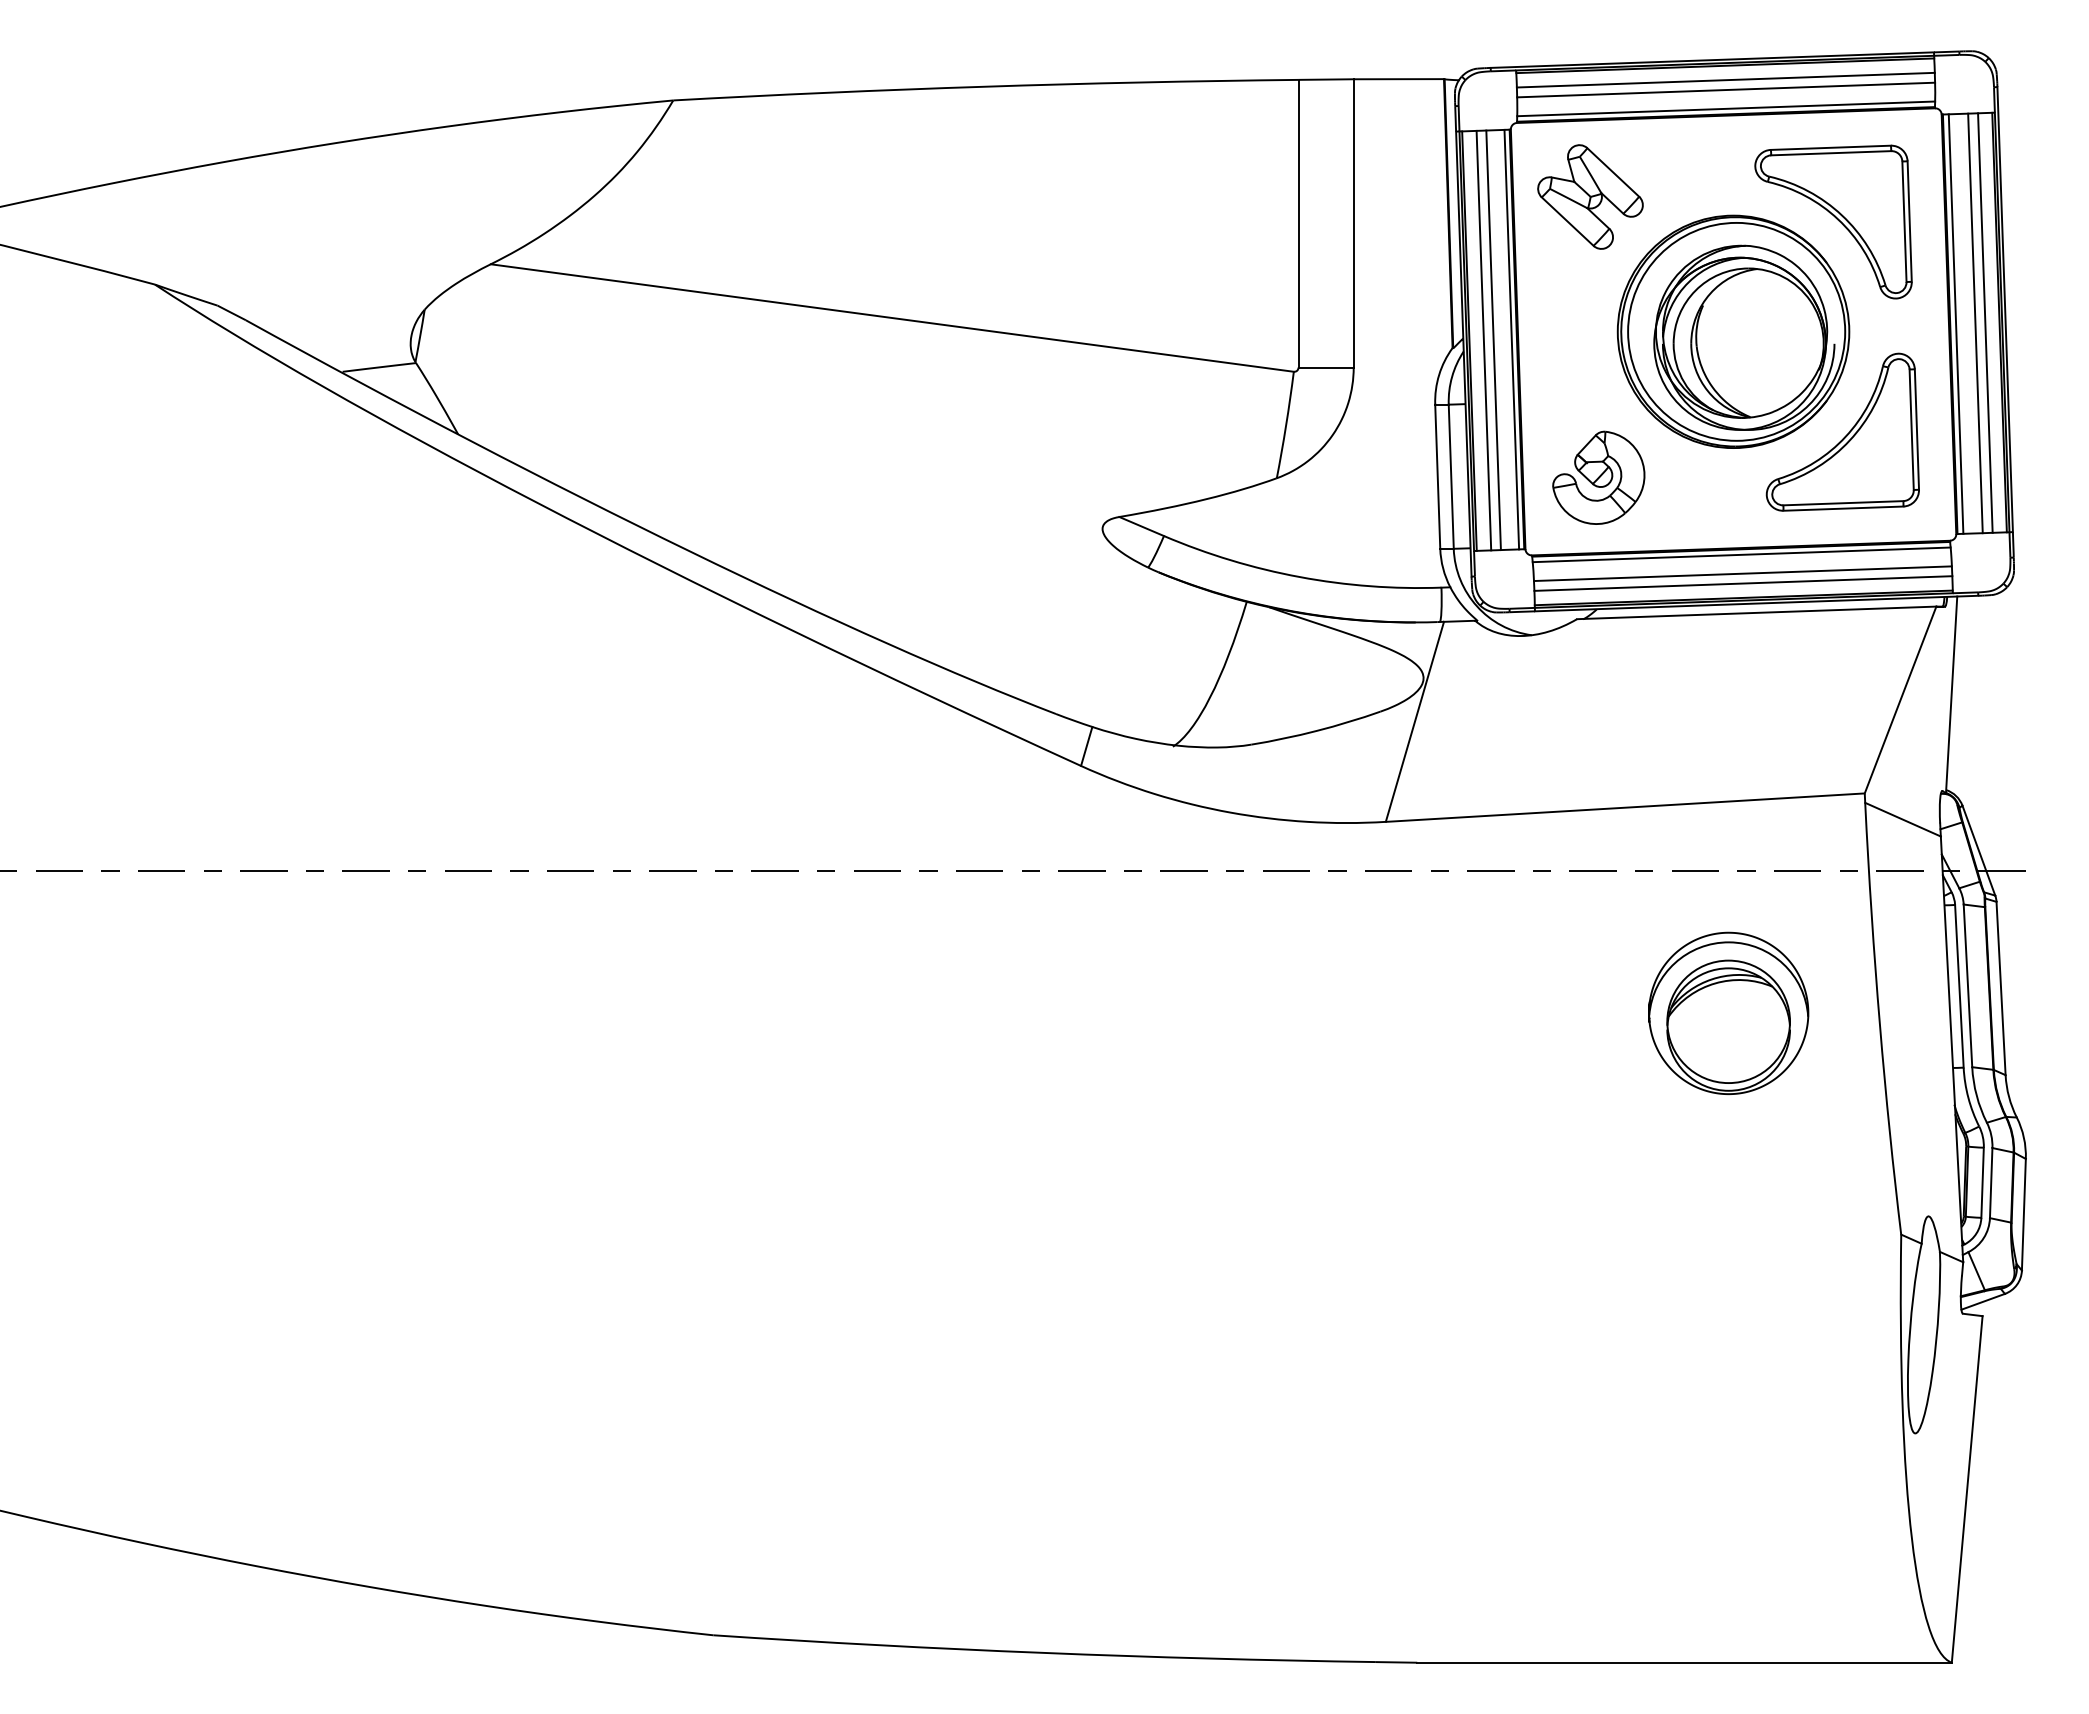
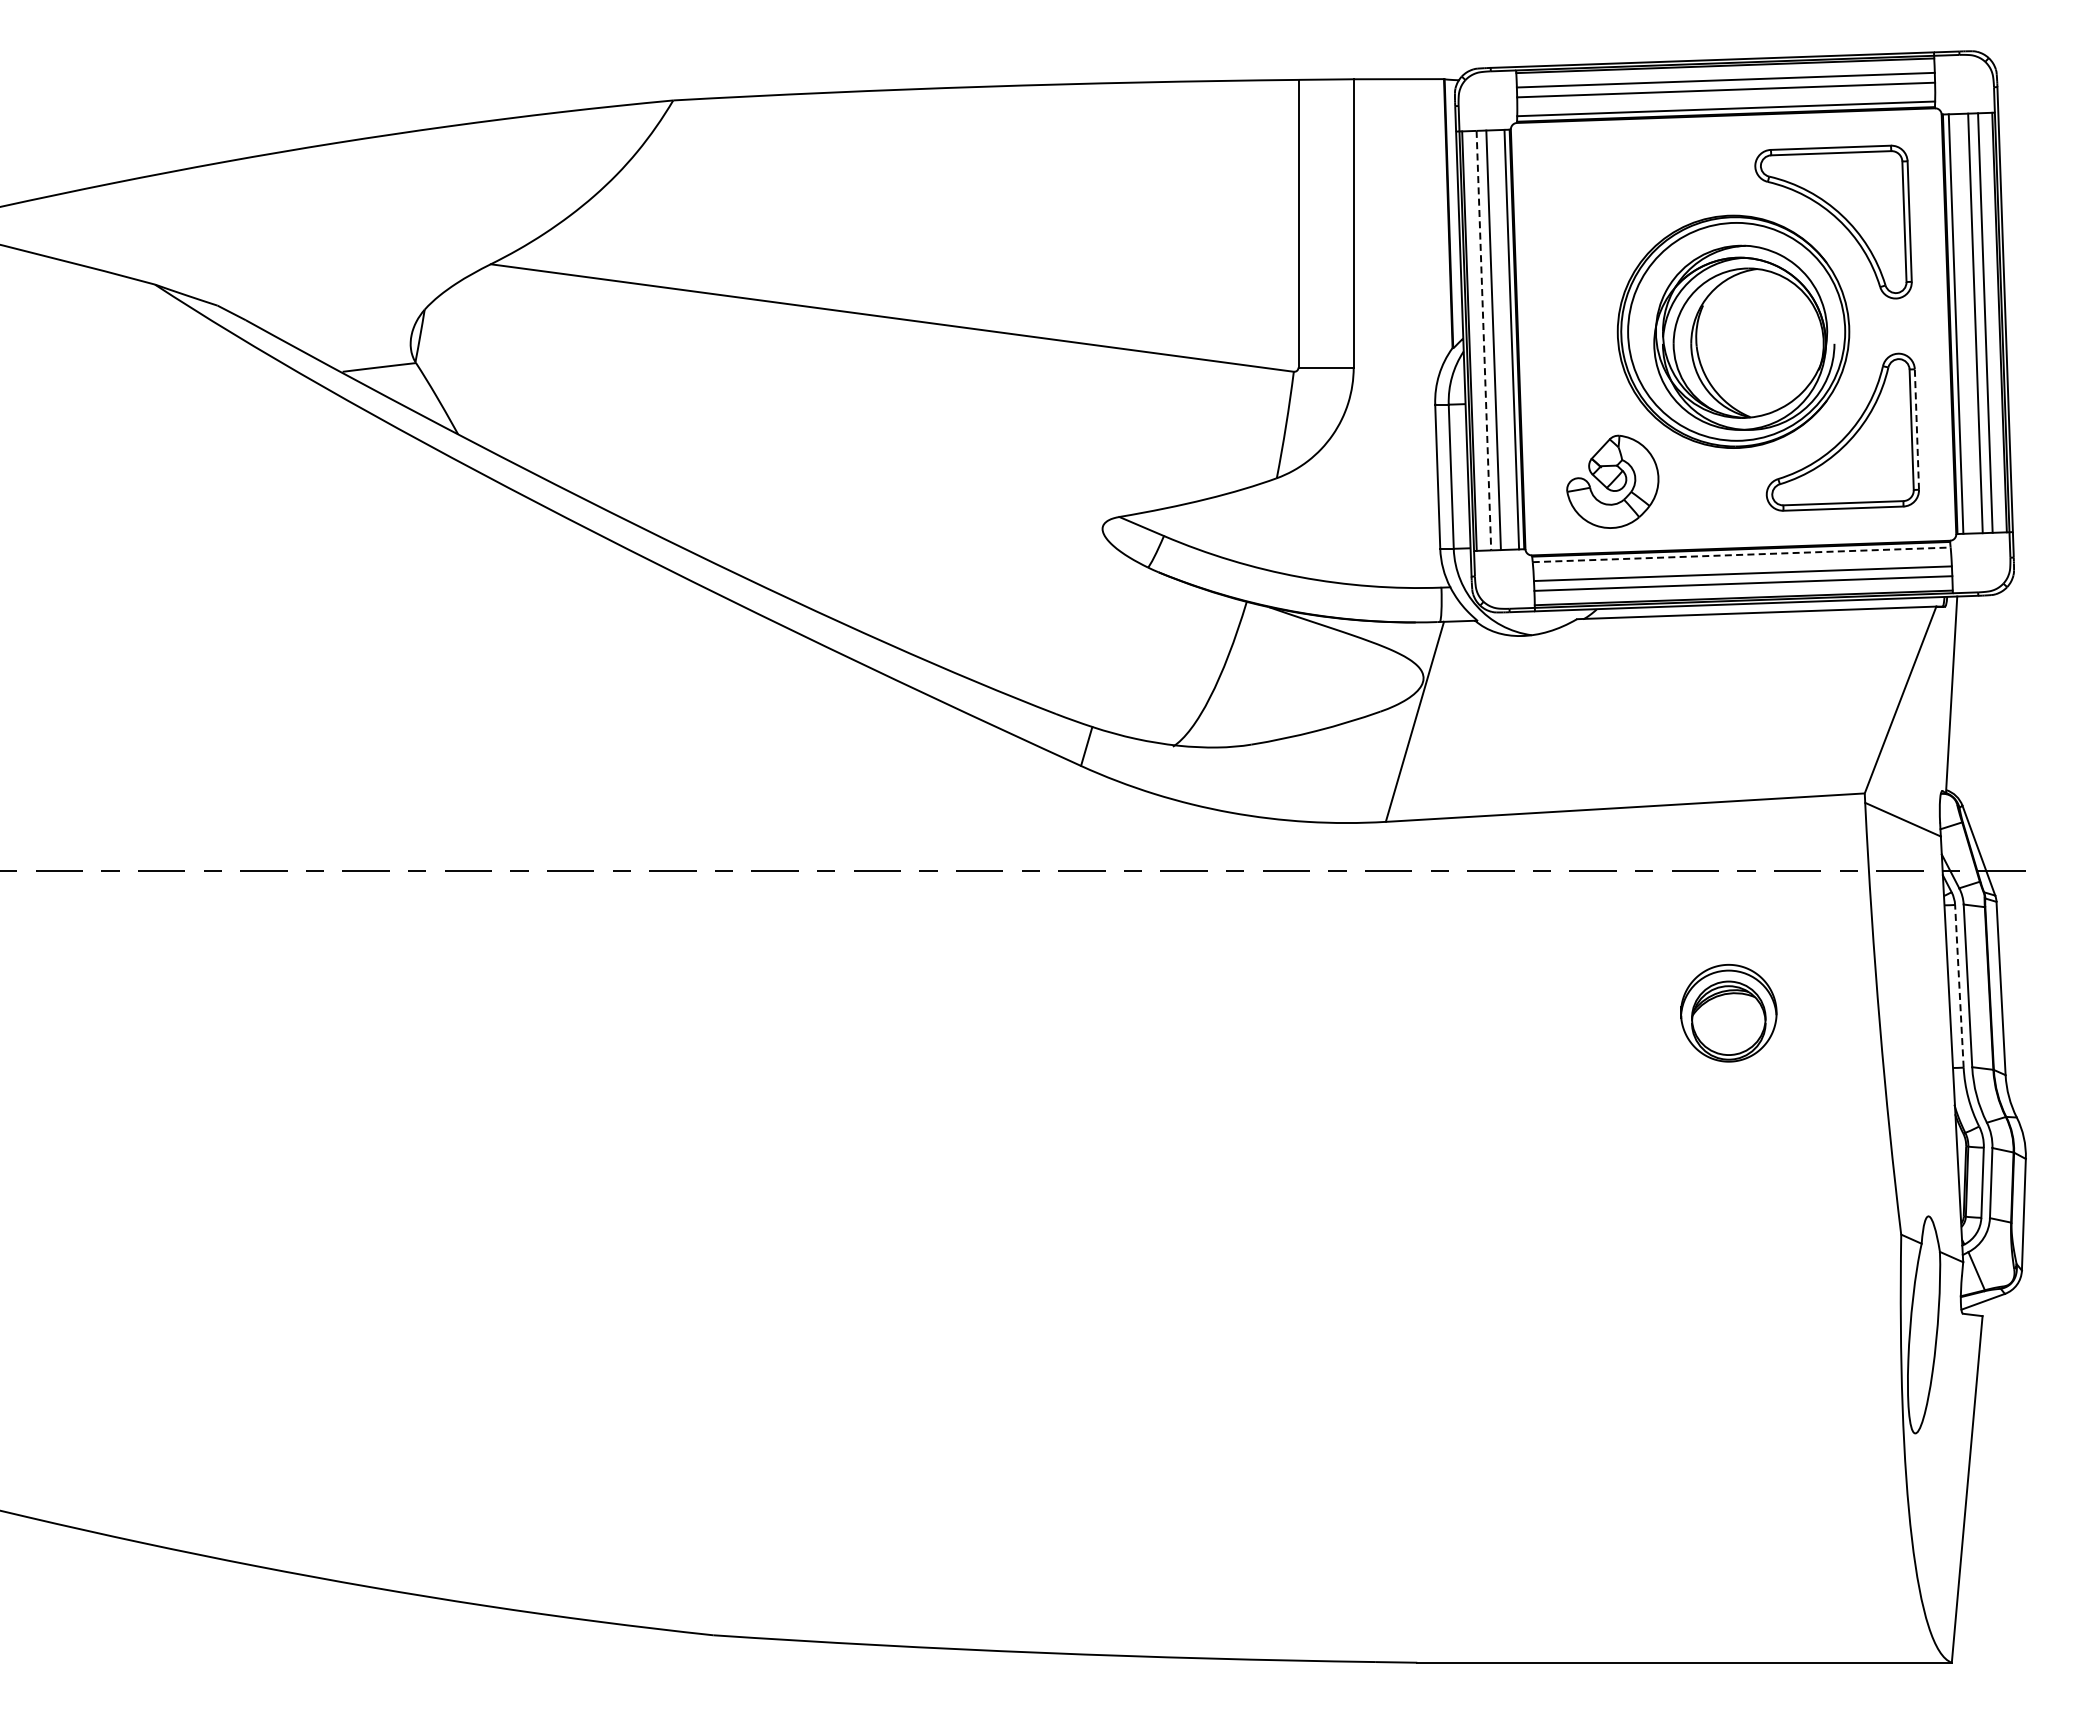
part: present -> none (1590, 196)
line: solid -> dashed (1483, 340)
line: solid -> dashed (1916, 429)
part position: (1598, 477) -> (1612, 481) (1612, 481)
line: solid -> dashed (1742, 554)
line: solid -> dashed (1959, 985)
part size: 162x164 px -> 98x99 px (1728, 1013)
